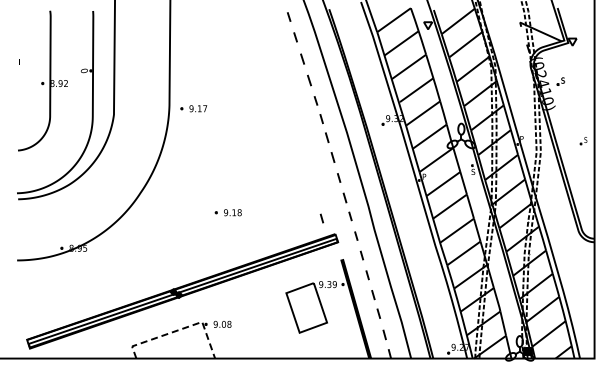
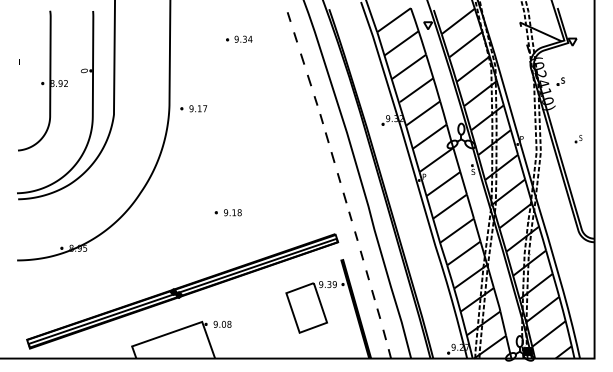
part: none -> present (239, 38)
part position: (583, 141) -> (578, 139) (578, 139)
line: present -> none (321, 218)
line: dashed -> solid (179, 329)
